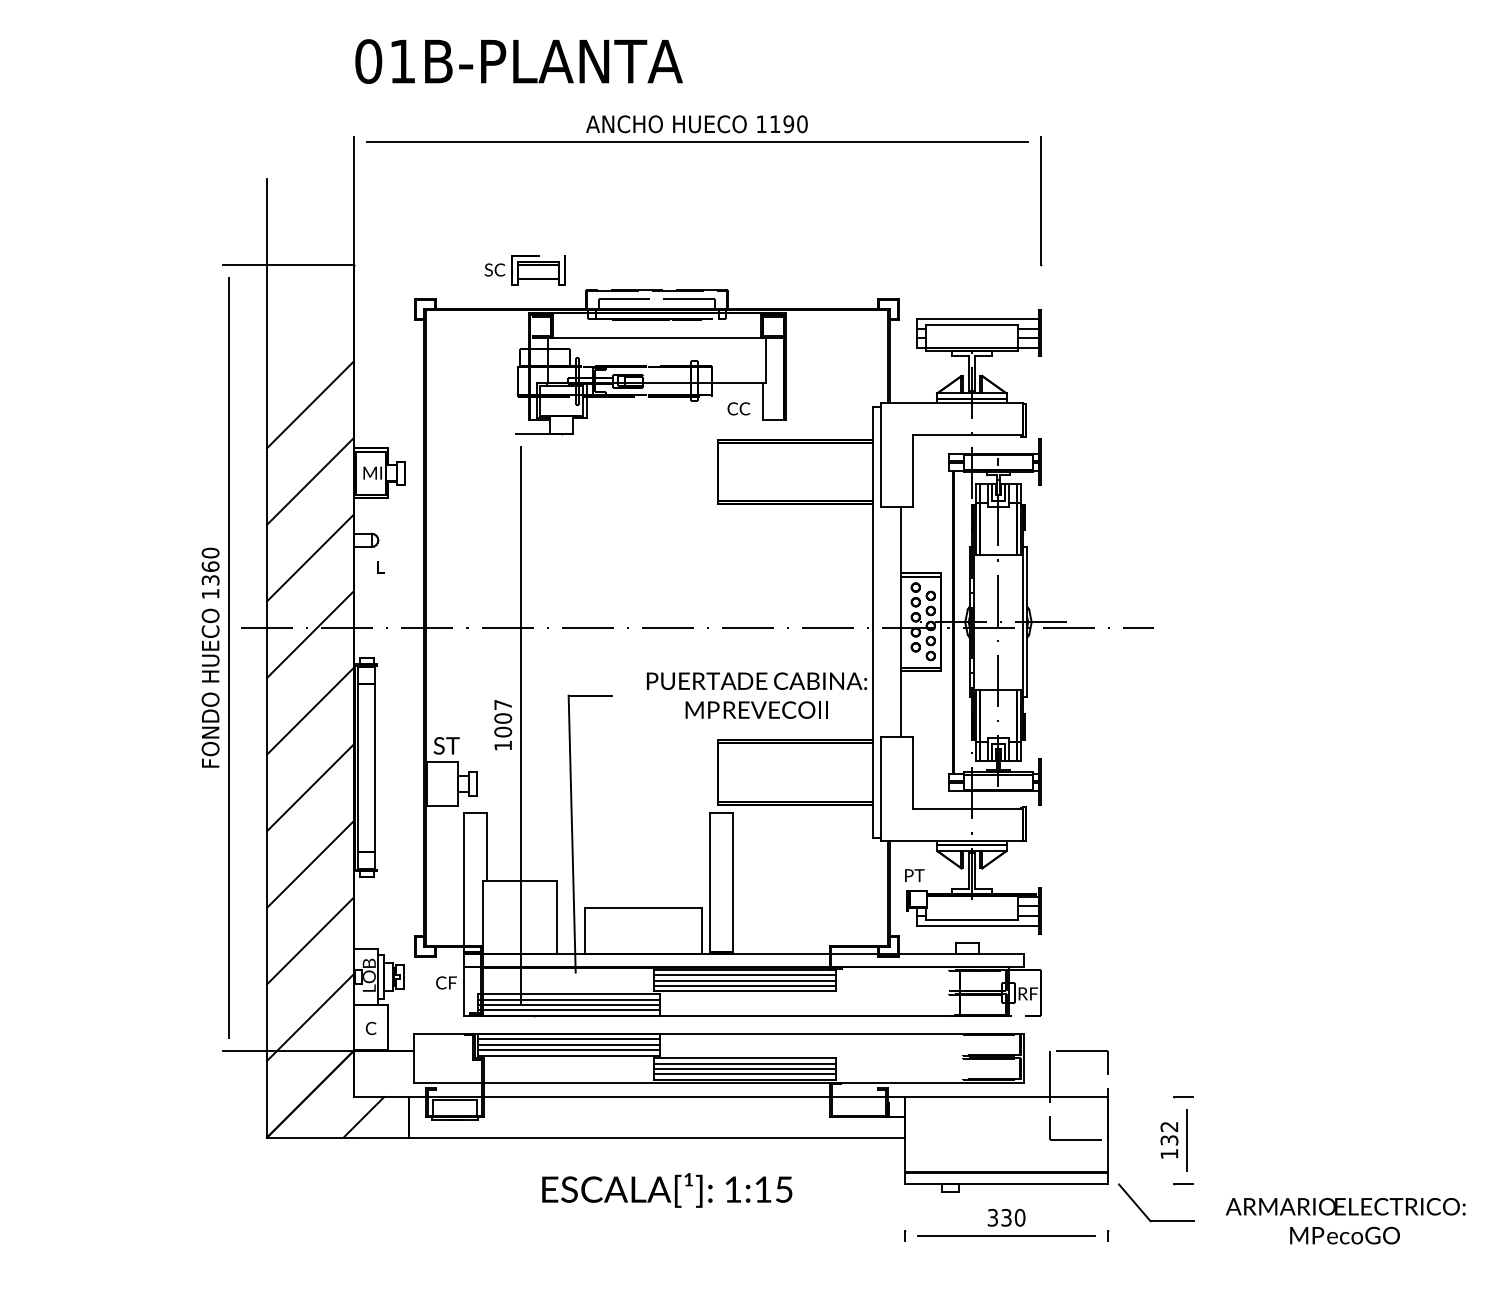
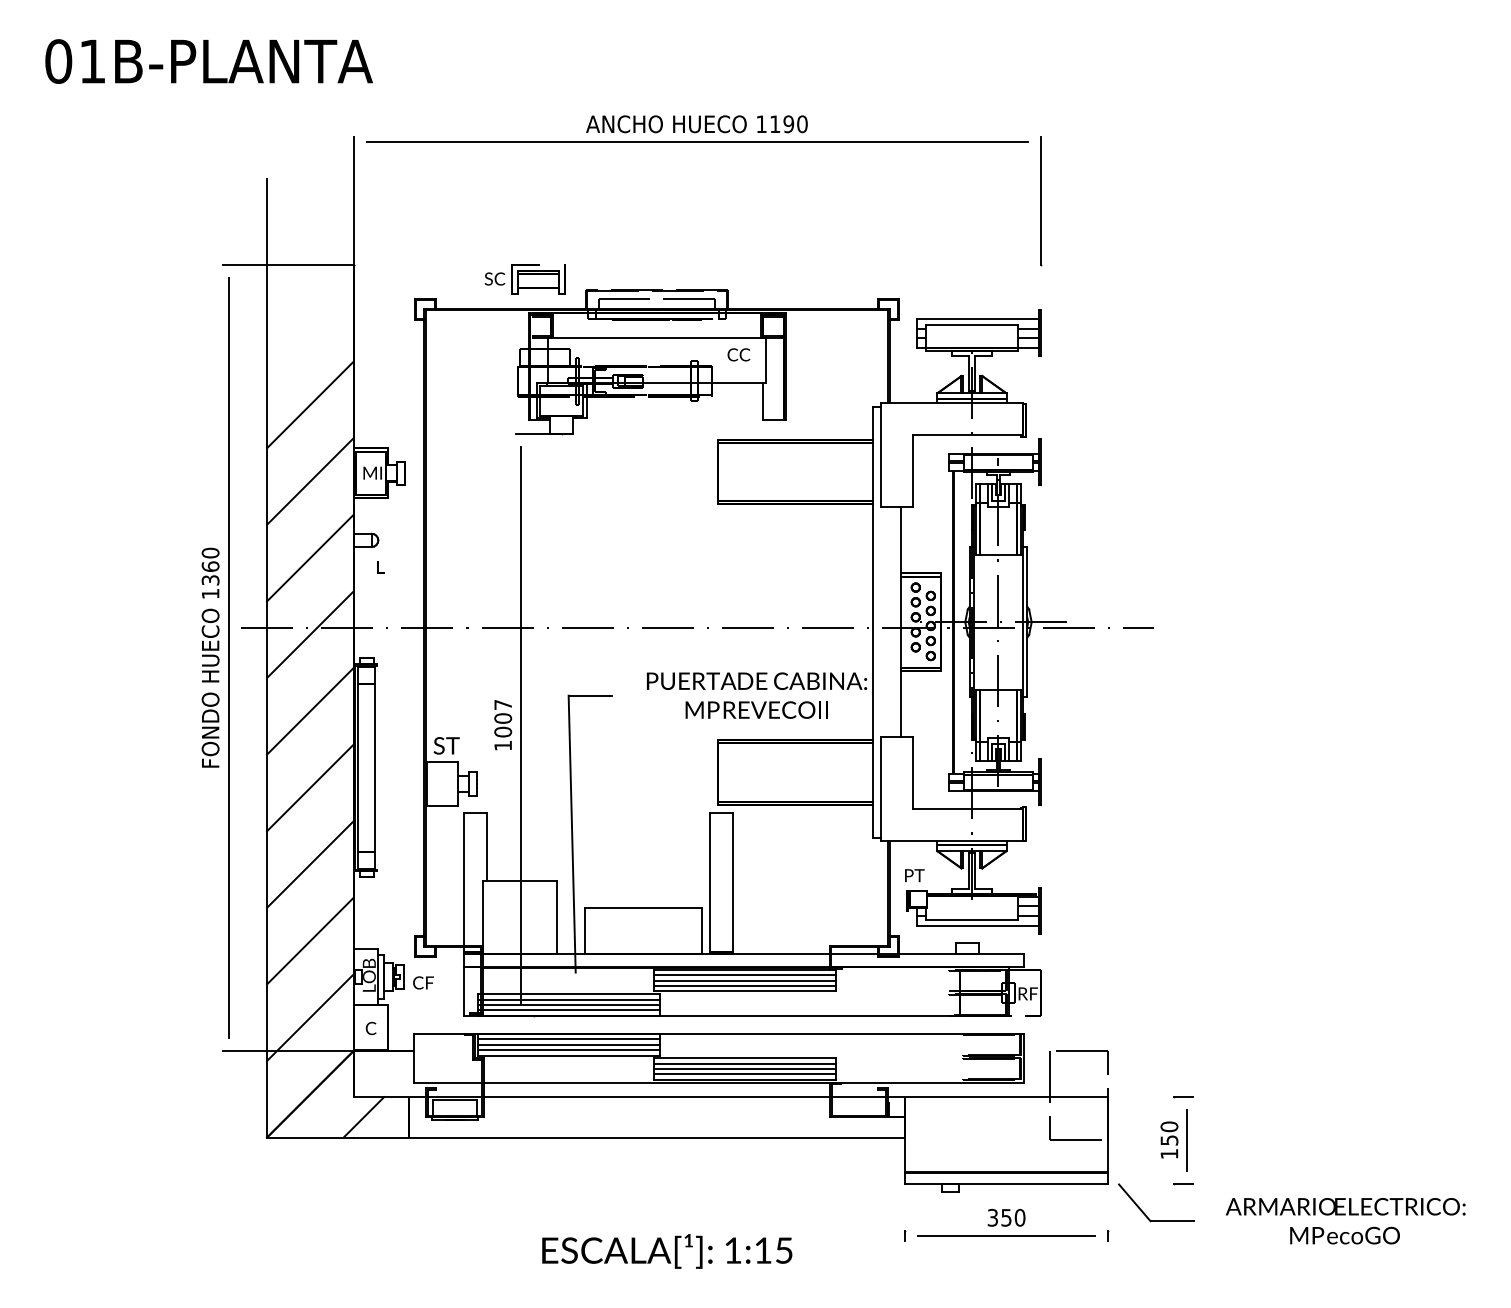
text position: (518, 61) -> (208, 61) (208, 61)
part position: (524, 270) -> (524, 279) (524, 279)
text position: (738, 408) -> (738, 354) (738, 354)
text position: (446, 982) -> (423, 982) (423, 982)
text: 132 -> 150 (1169, 1133)
text position: (667, 1190) -> (667, 1251) (667, 1251)
text: 330 -> 350 (1006, 1217)
